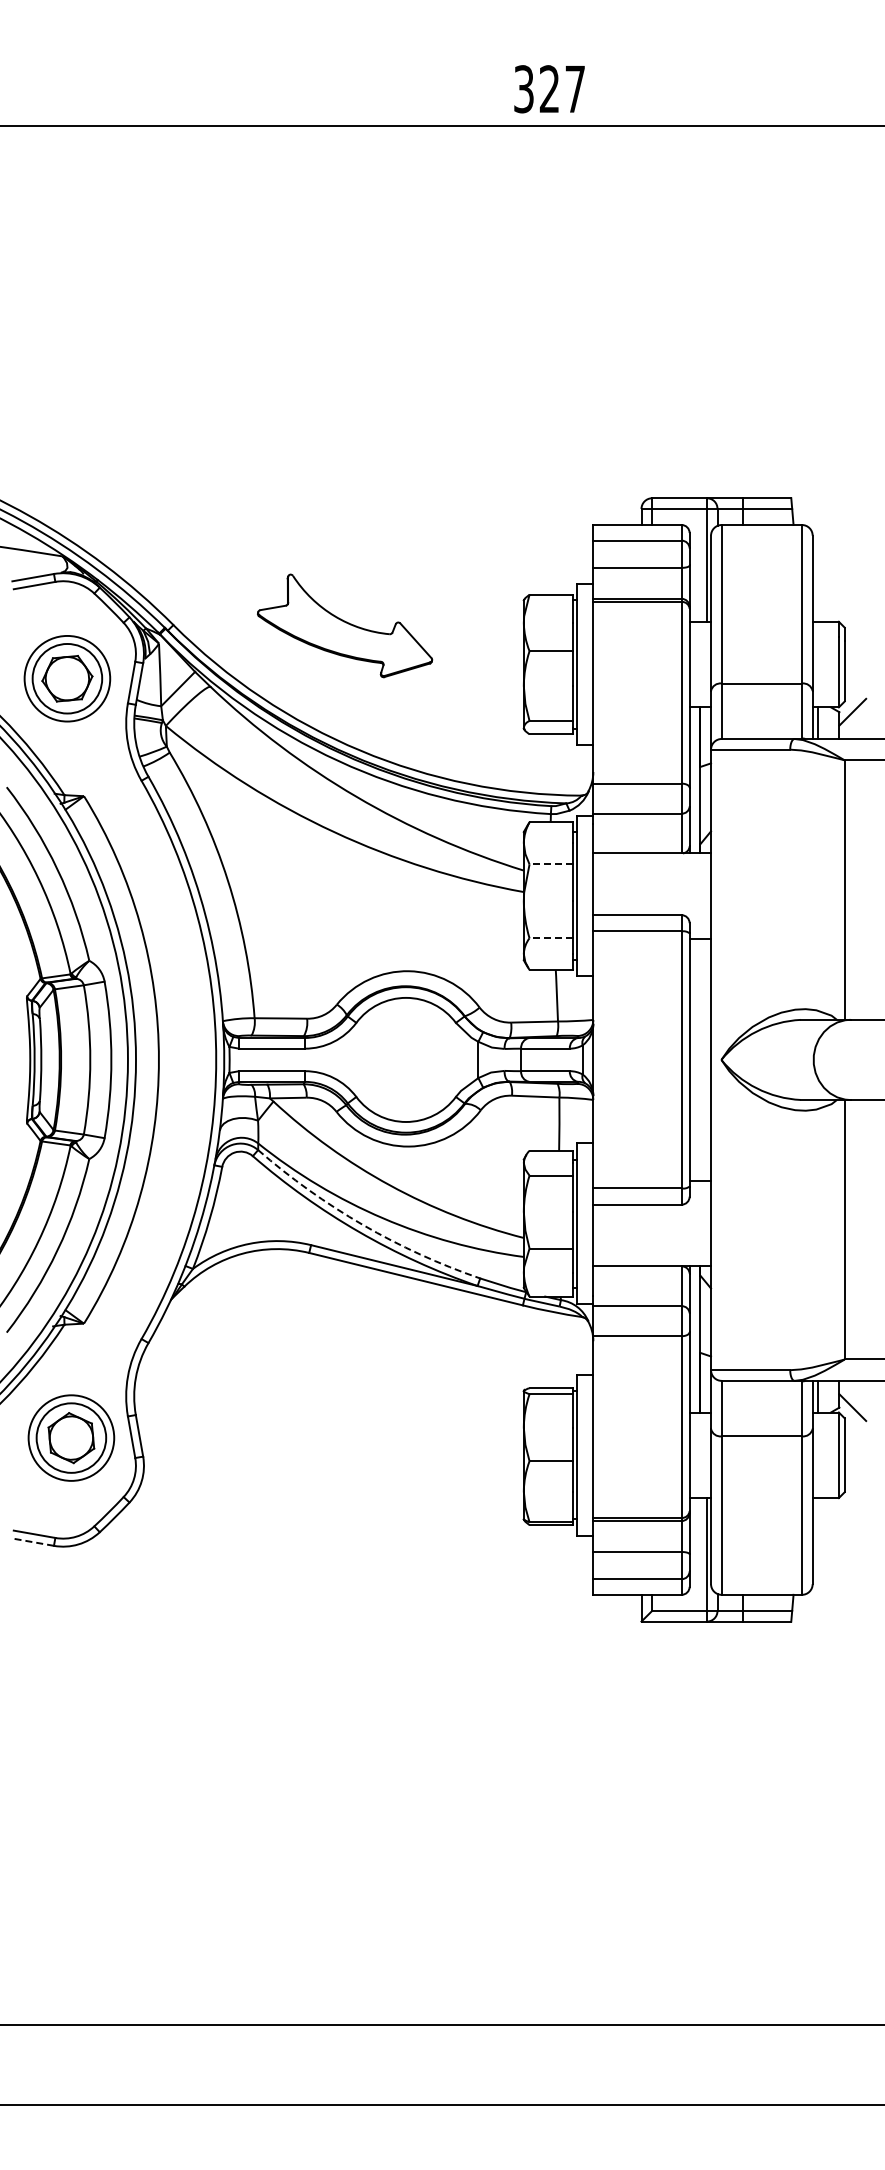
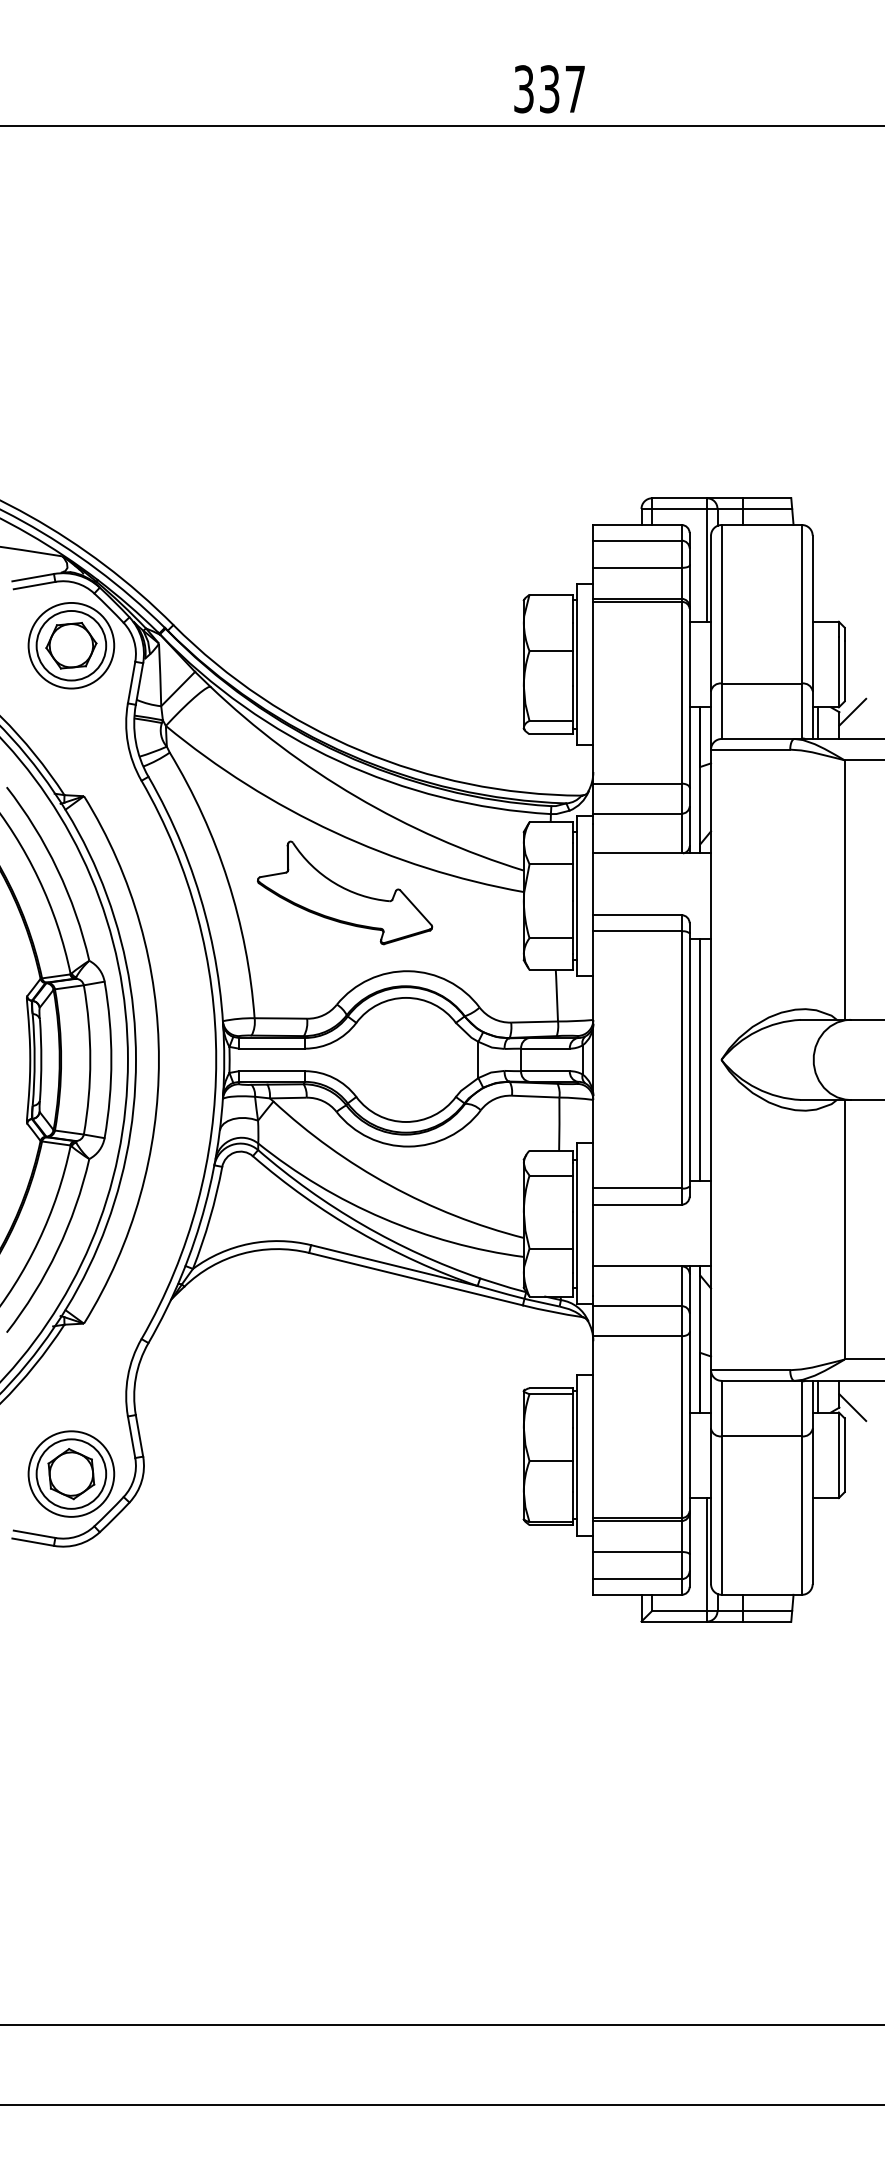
text: 327 -> 337 (549, 89)
part position: (345, 625) -> (345, 892) (345, 892)
part position: (67, 678) -> (71, 645) (71, 645)
line: dashed -> solid (551, 864)
line: dashed -> solid (551, 938)
line: none -> present (700, 1059)
arc: dashed -> solid (362, 1224)
part position: (71, 1437) -> (71, 1473) (71, 1473)
line: dashed -> solid (32, 1542)
